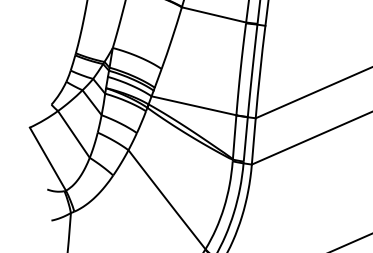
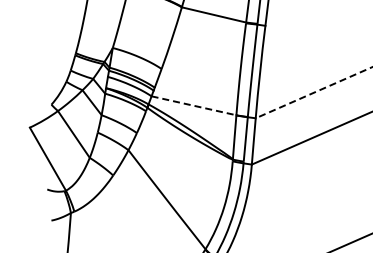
line: solid -> dashed (314, 92)
line: solid -> dashed (194, 105)
